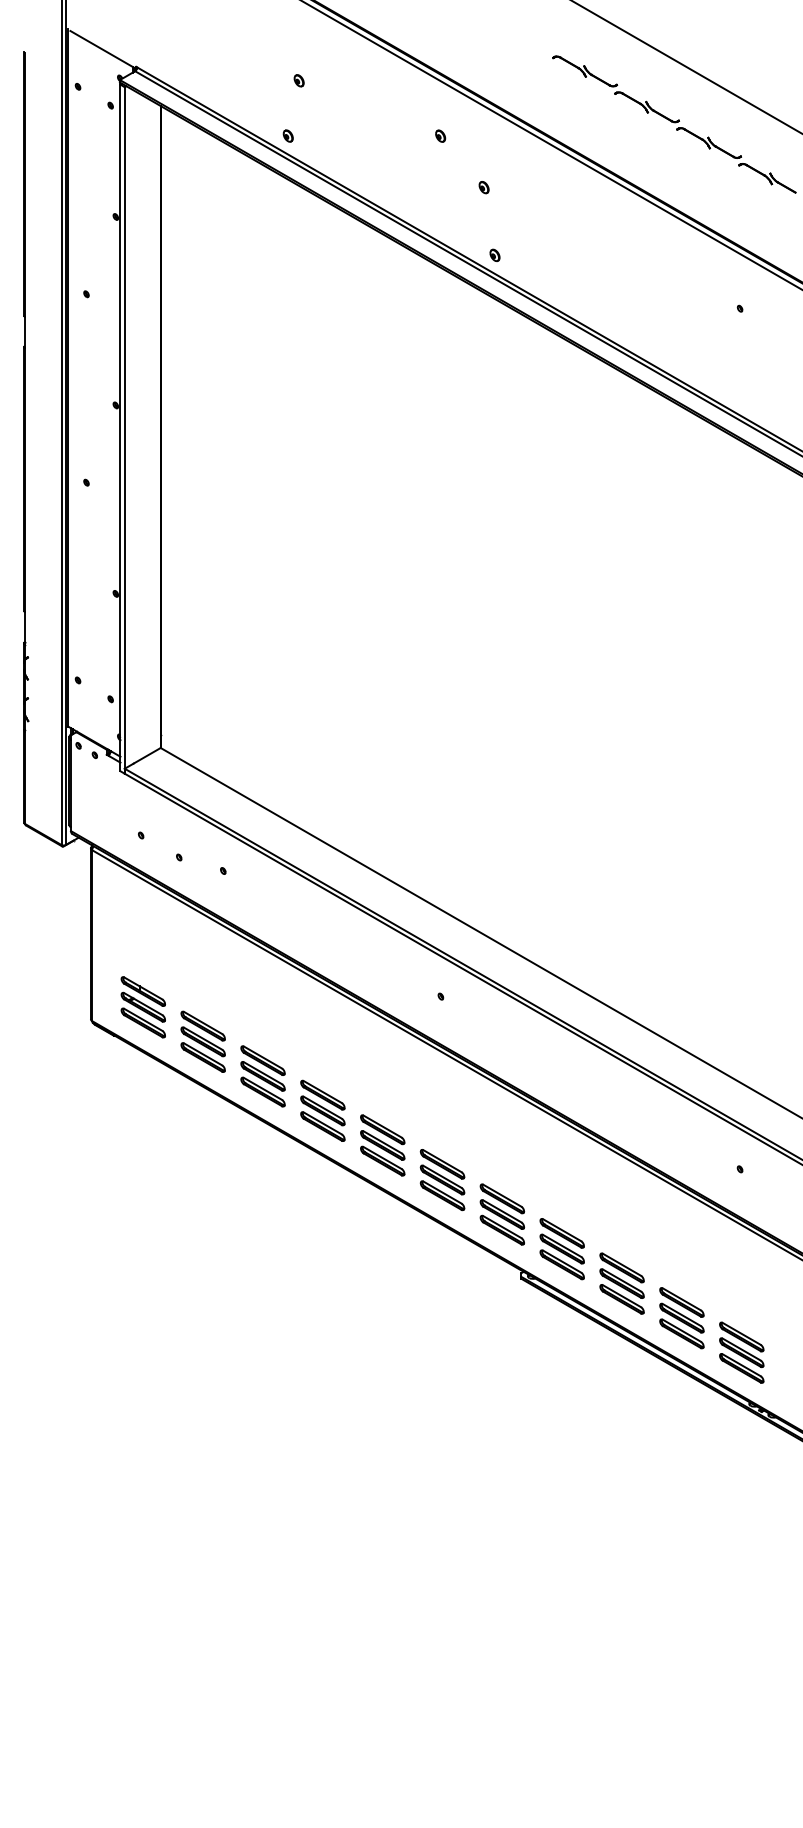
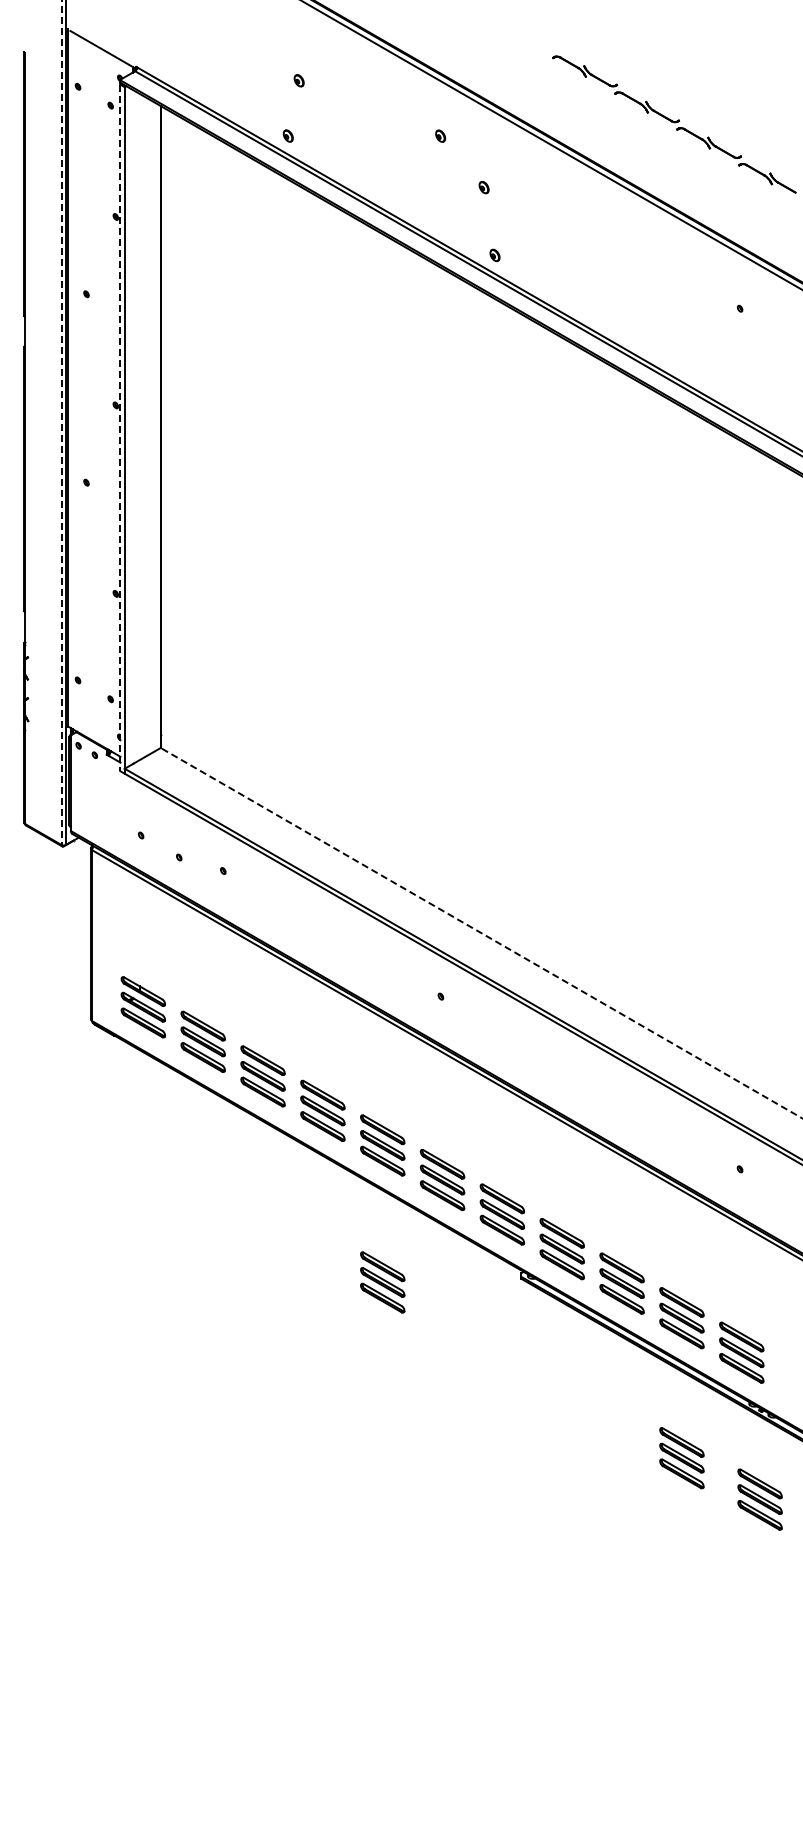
line: present -> none (686, 67)
line: solid -> dashed (61, 423)
line: solid -> dashed (120, 428)
line: solid -> dashed (481, 932)
part: none -> present (382, 1282)
part: none -> present (681, 1458)
part: none -> present (759, 1499)
